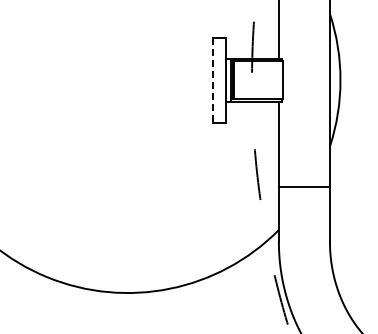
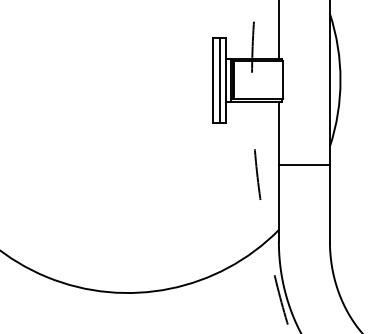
line: none -> present (219, 79)
line: dashed -> solid (212, 80)
line position: (303, 187) -> (303, 165) (303, 165)
